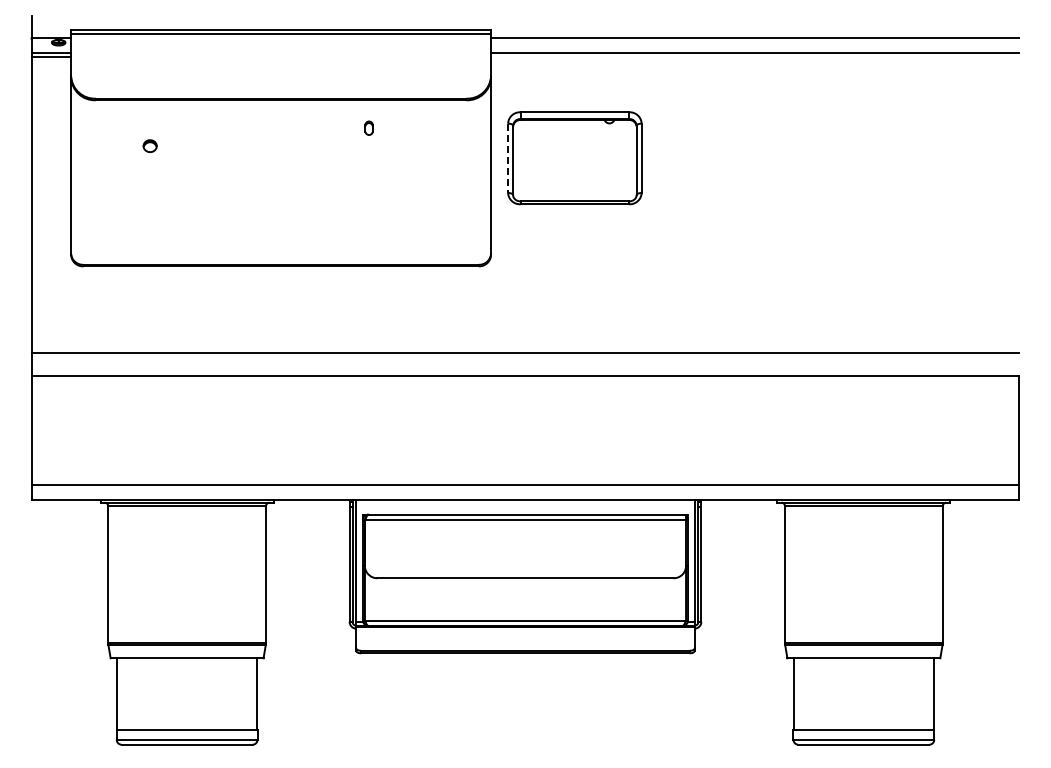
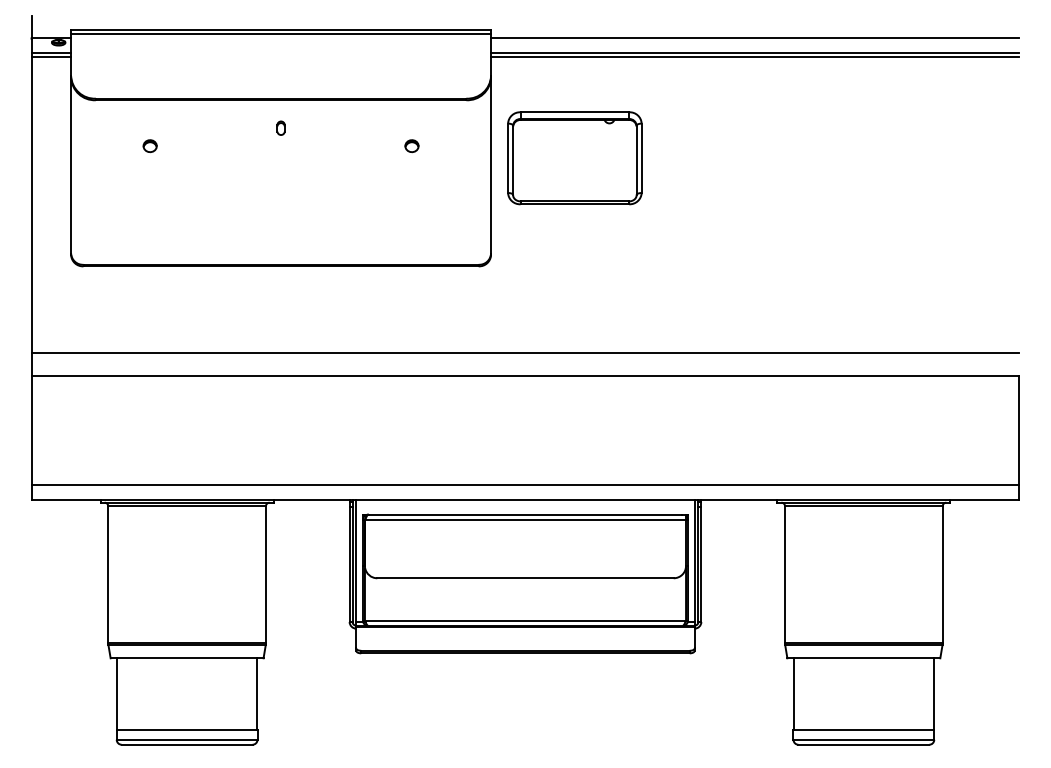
line: none -> present (755, 57)
part position: (368, 127) -> (280, 127) (280, 127)
part: none -> present (411, 146)
line: dashed -> solid (508, 158)
